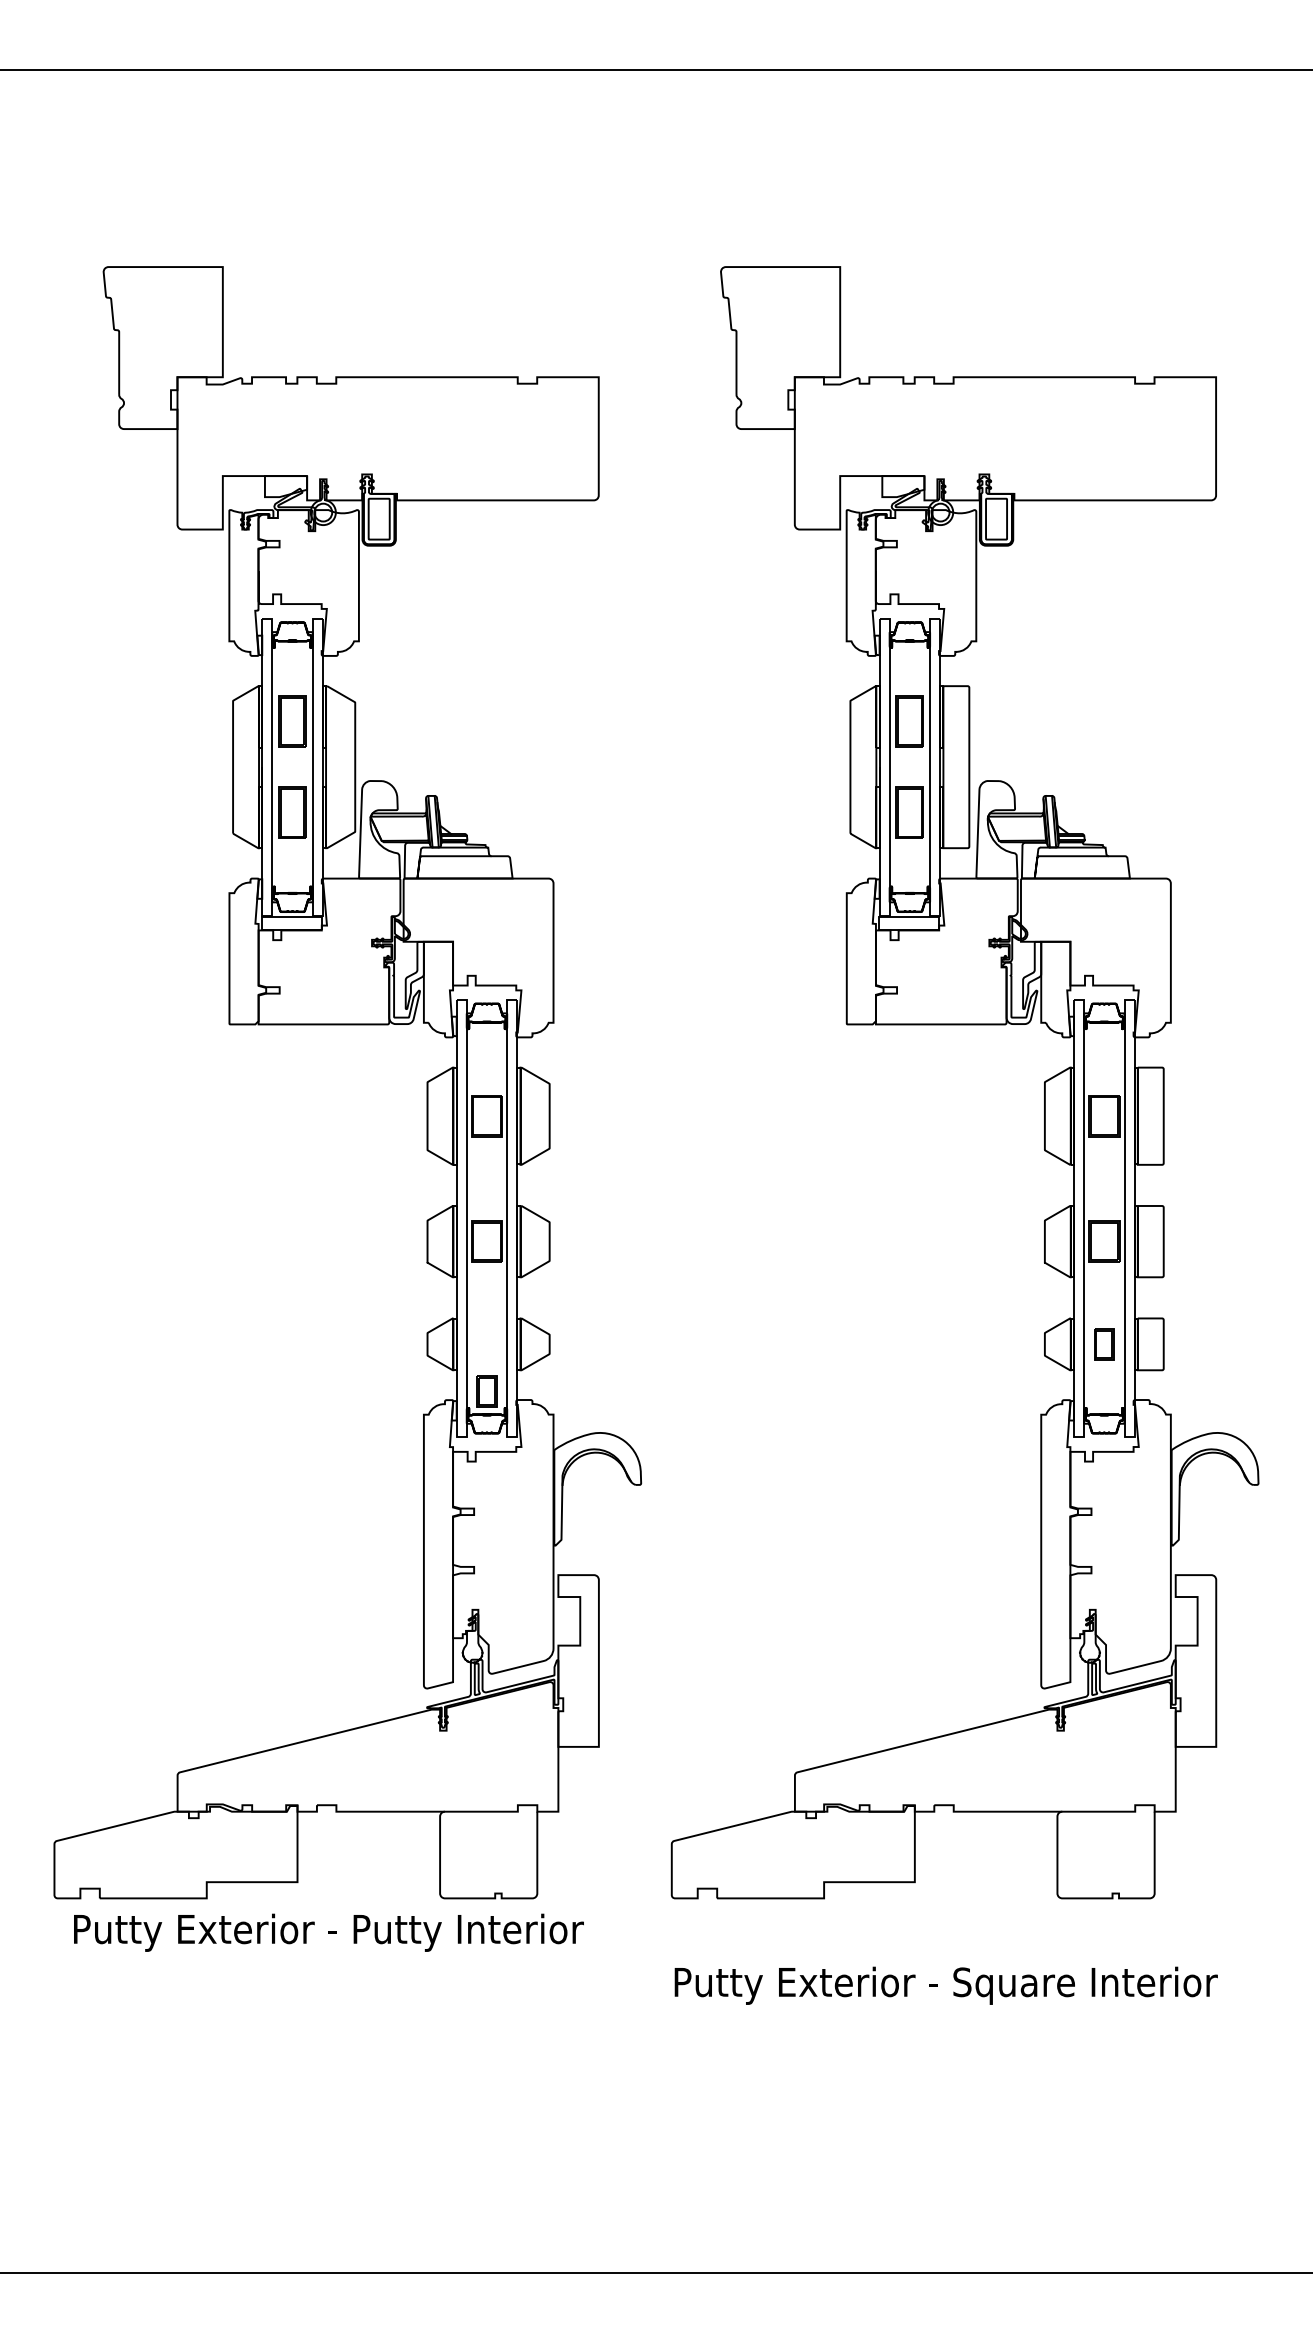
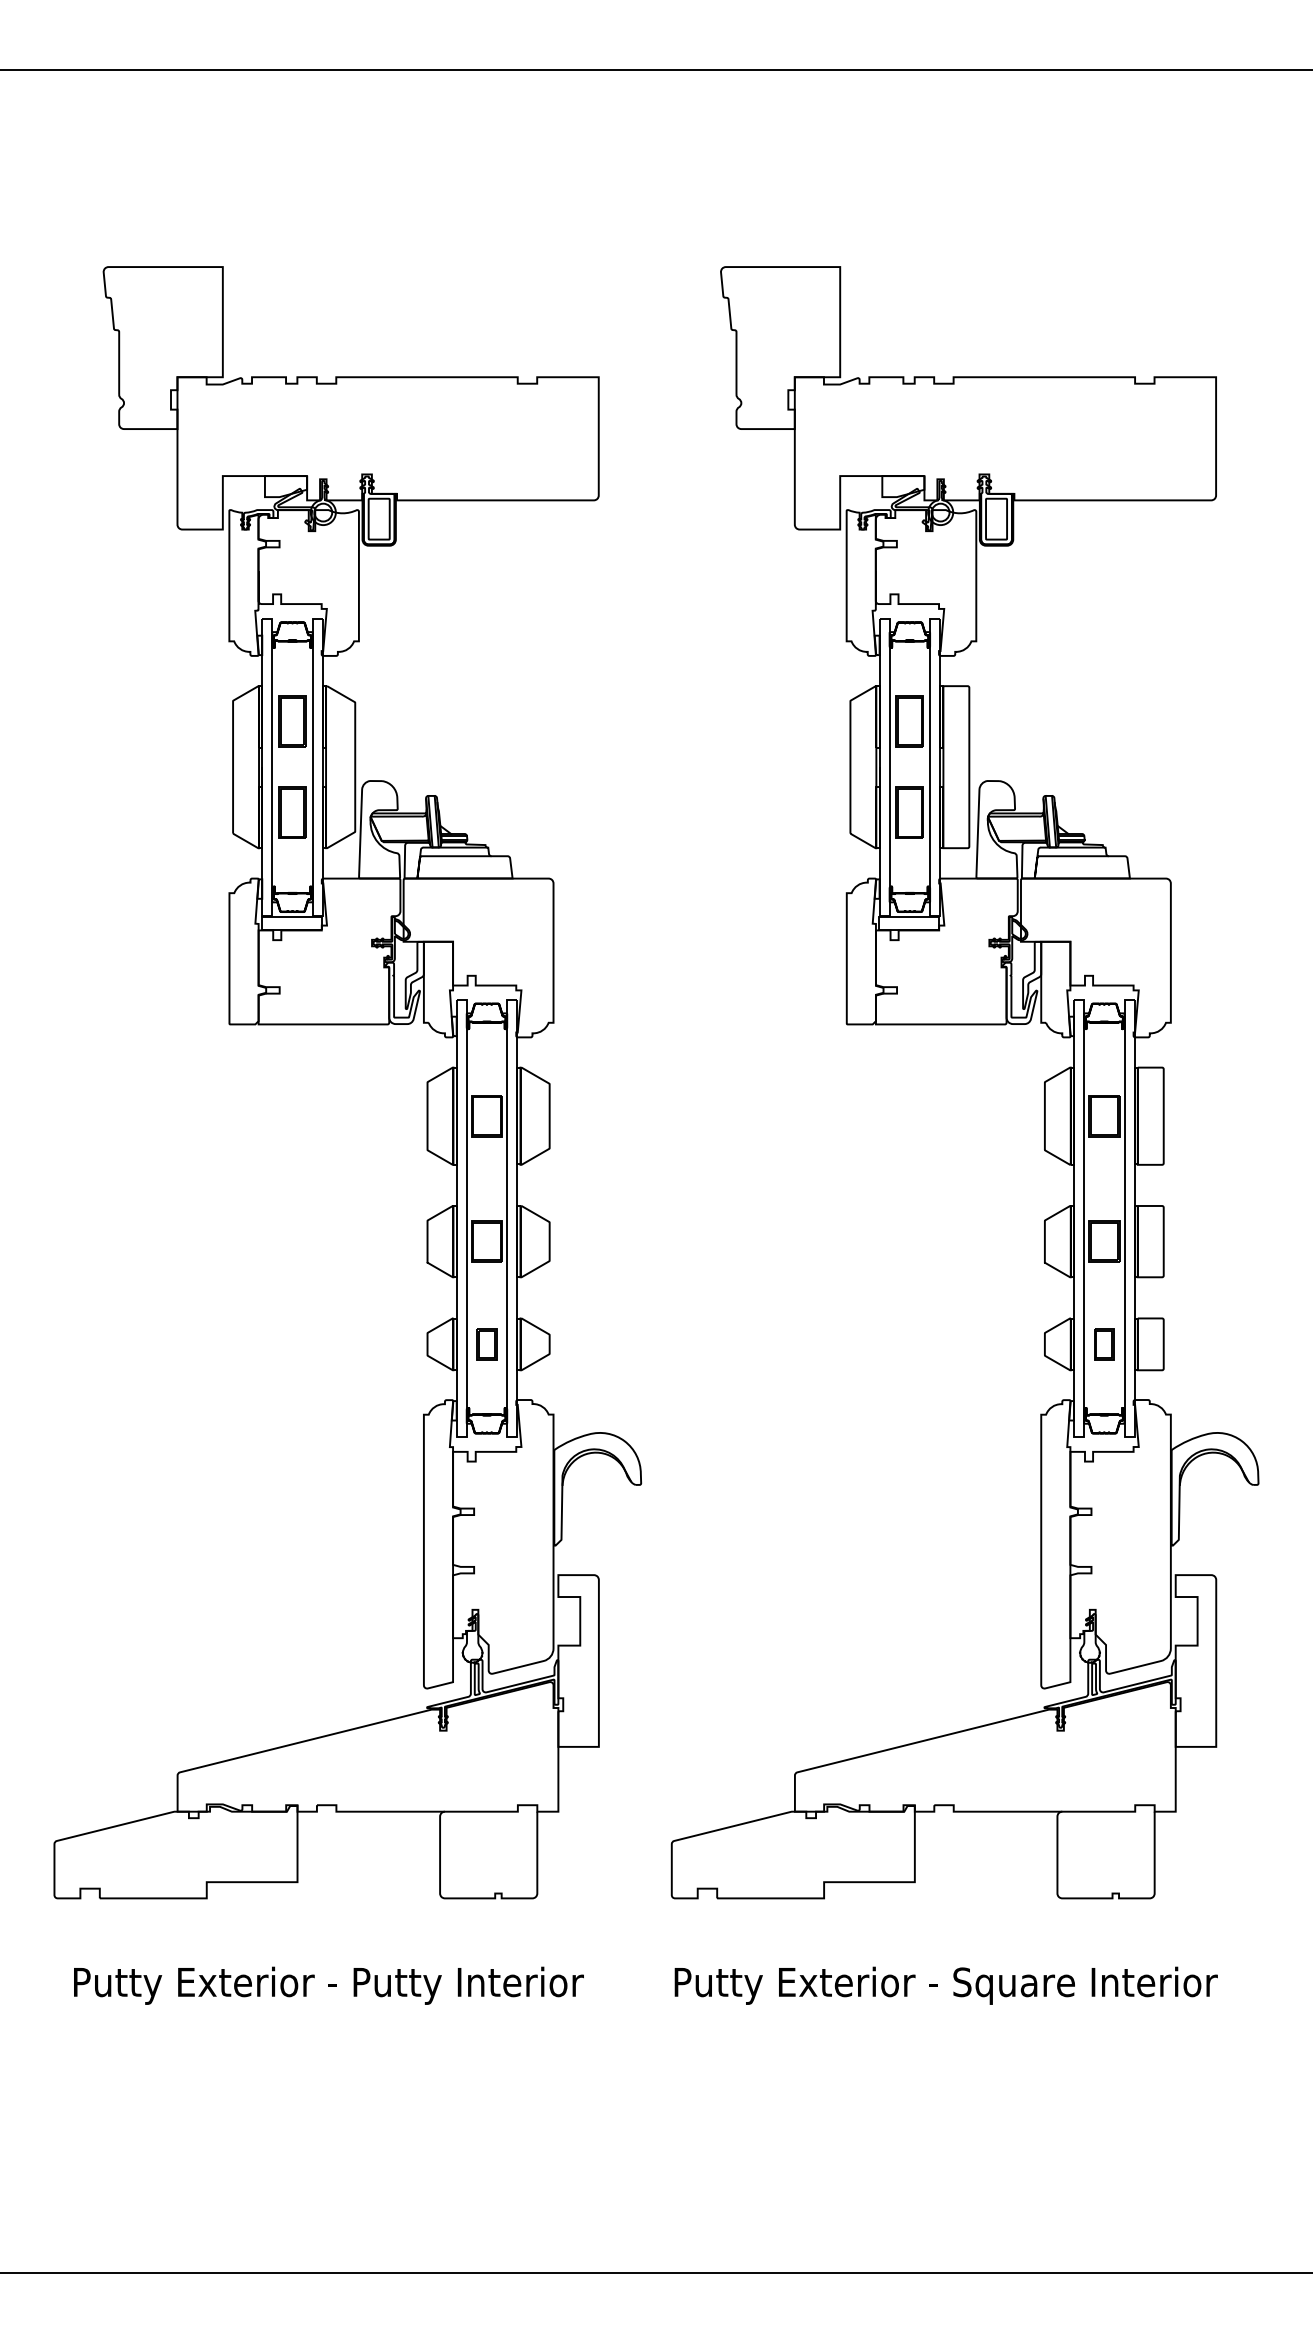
part position: (486, 1391) -> (486, 1344) (486, 1344)
text position: (328, 1932) -> (328, 1985) (328, 1985)
